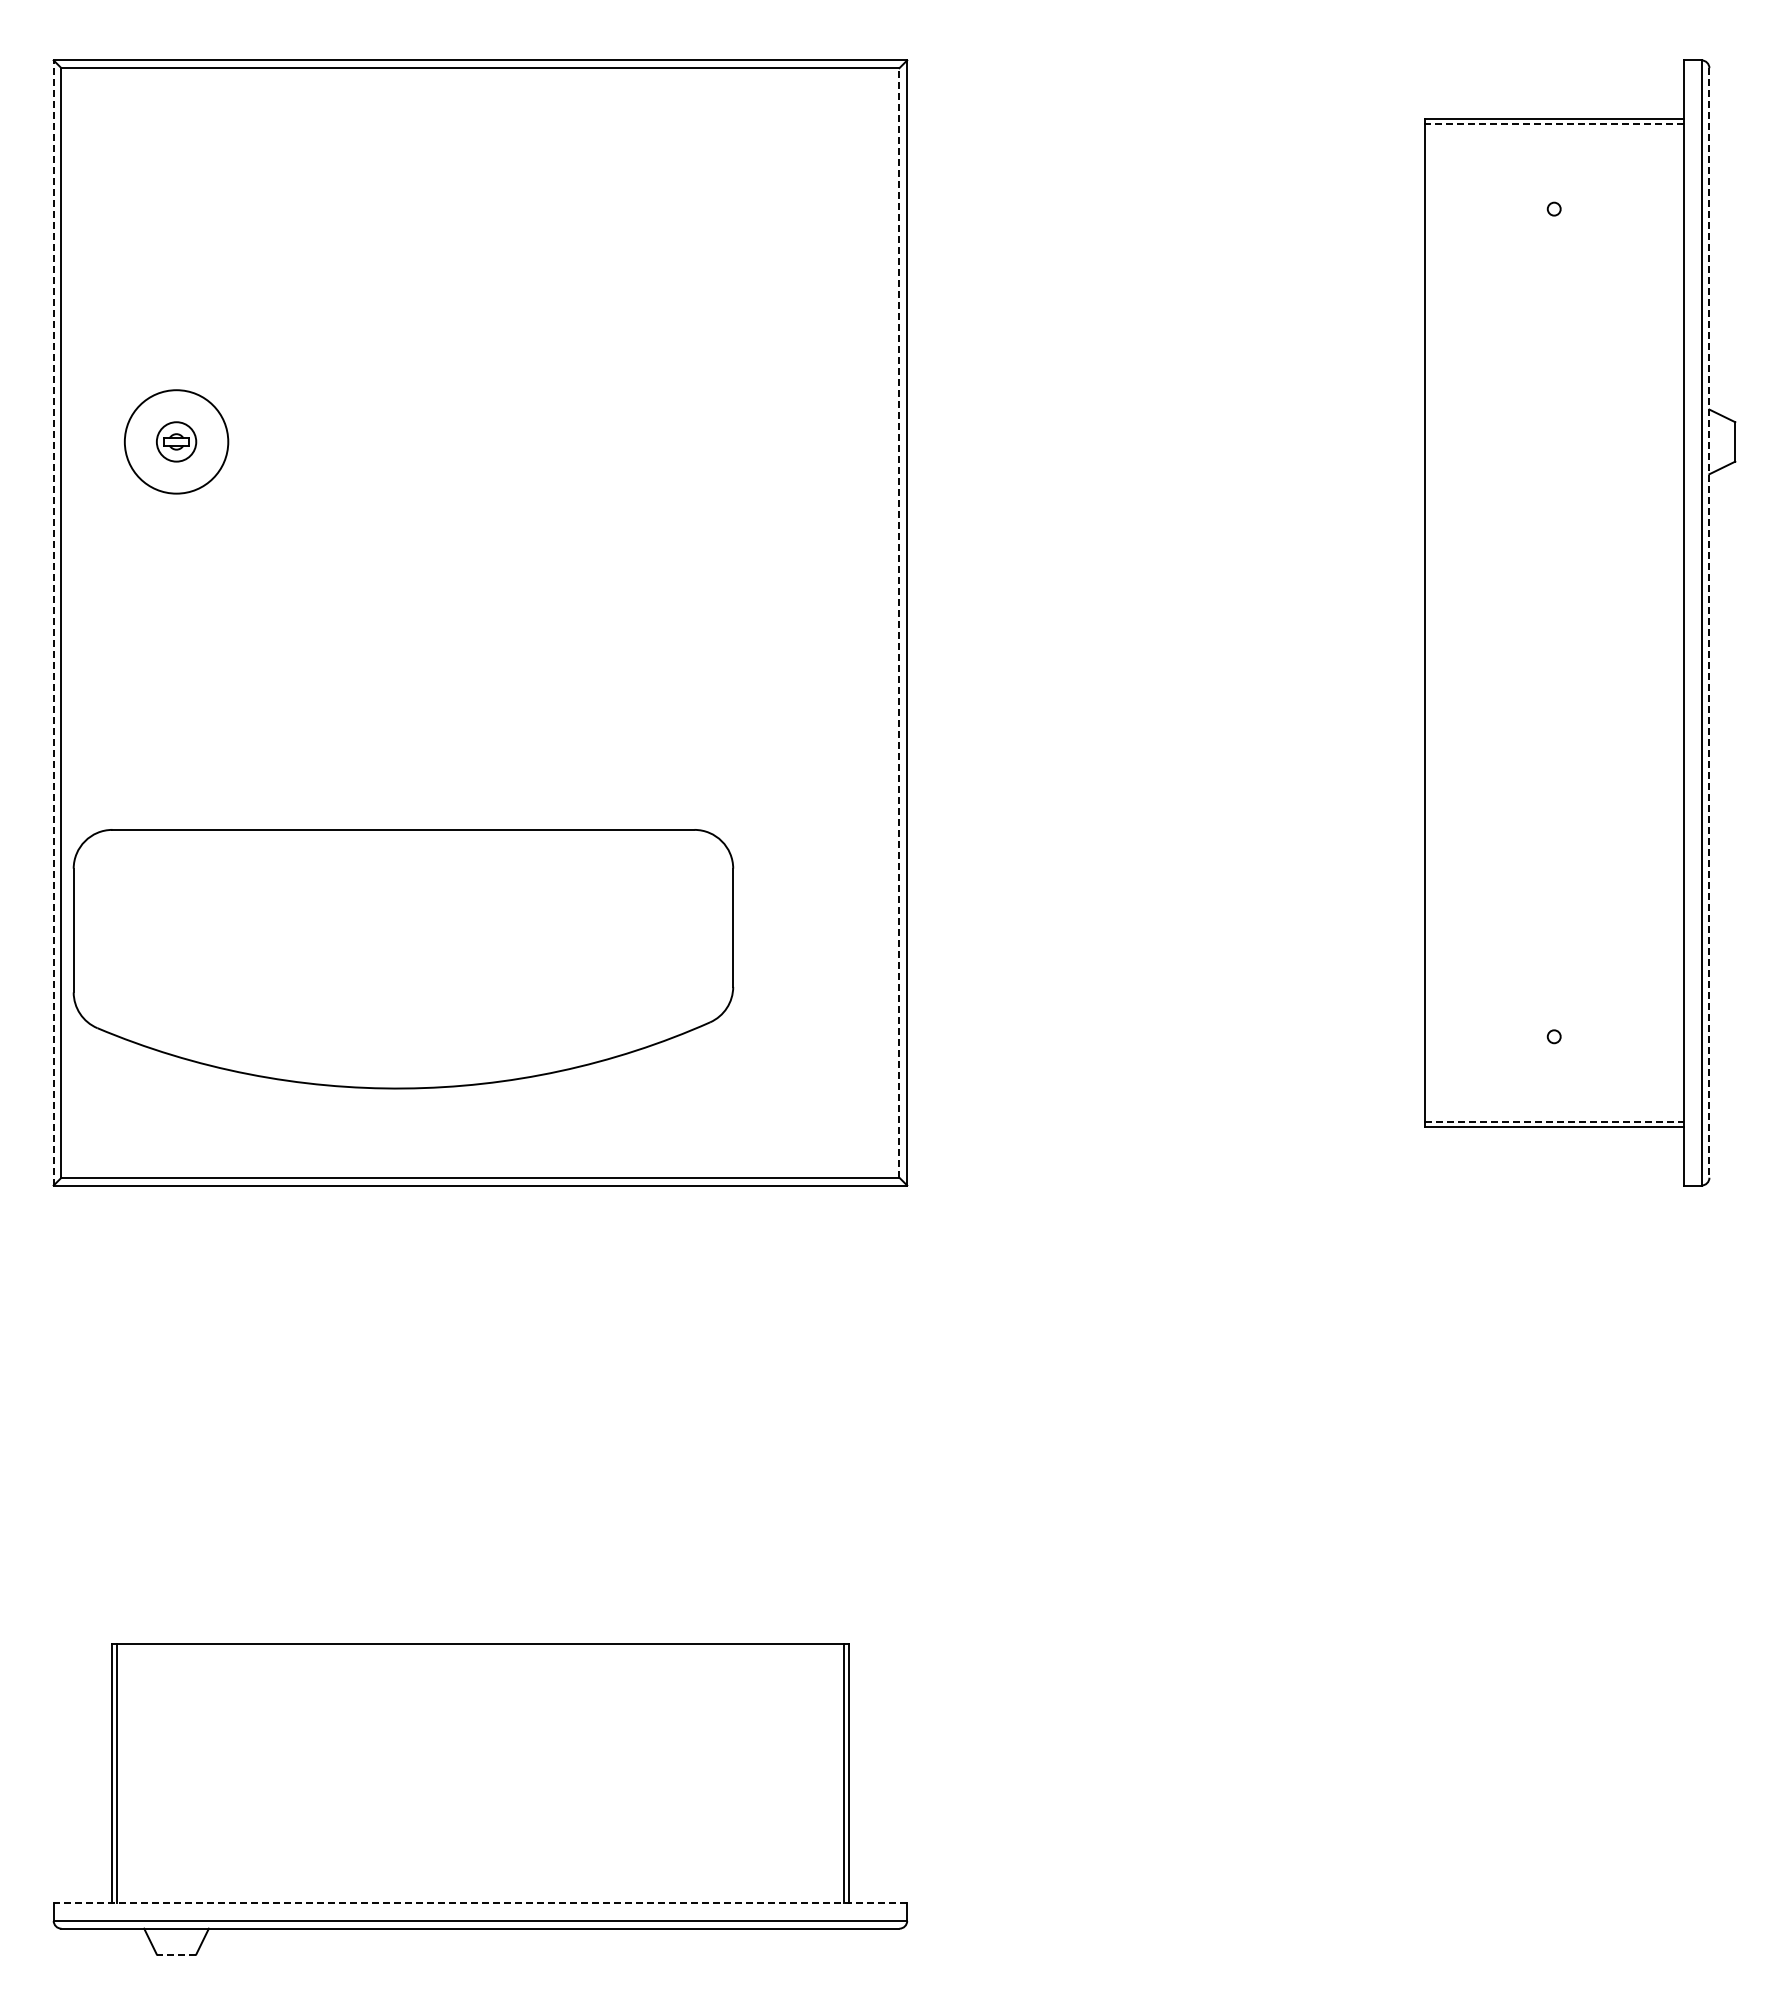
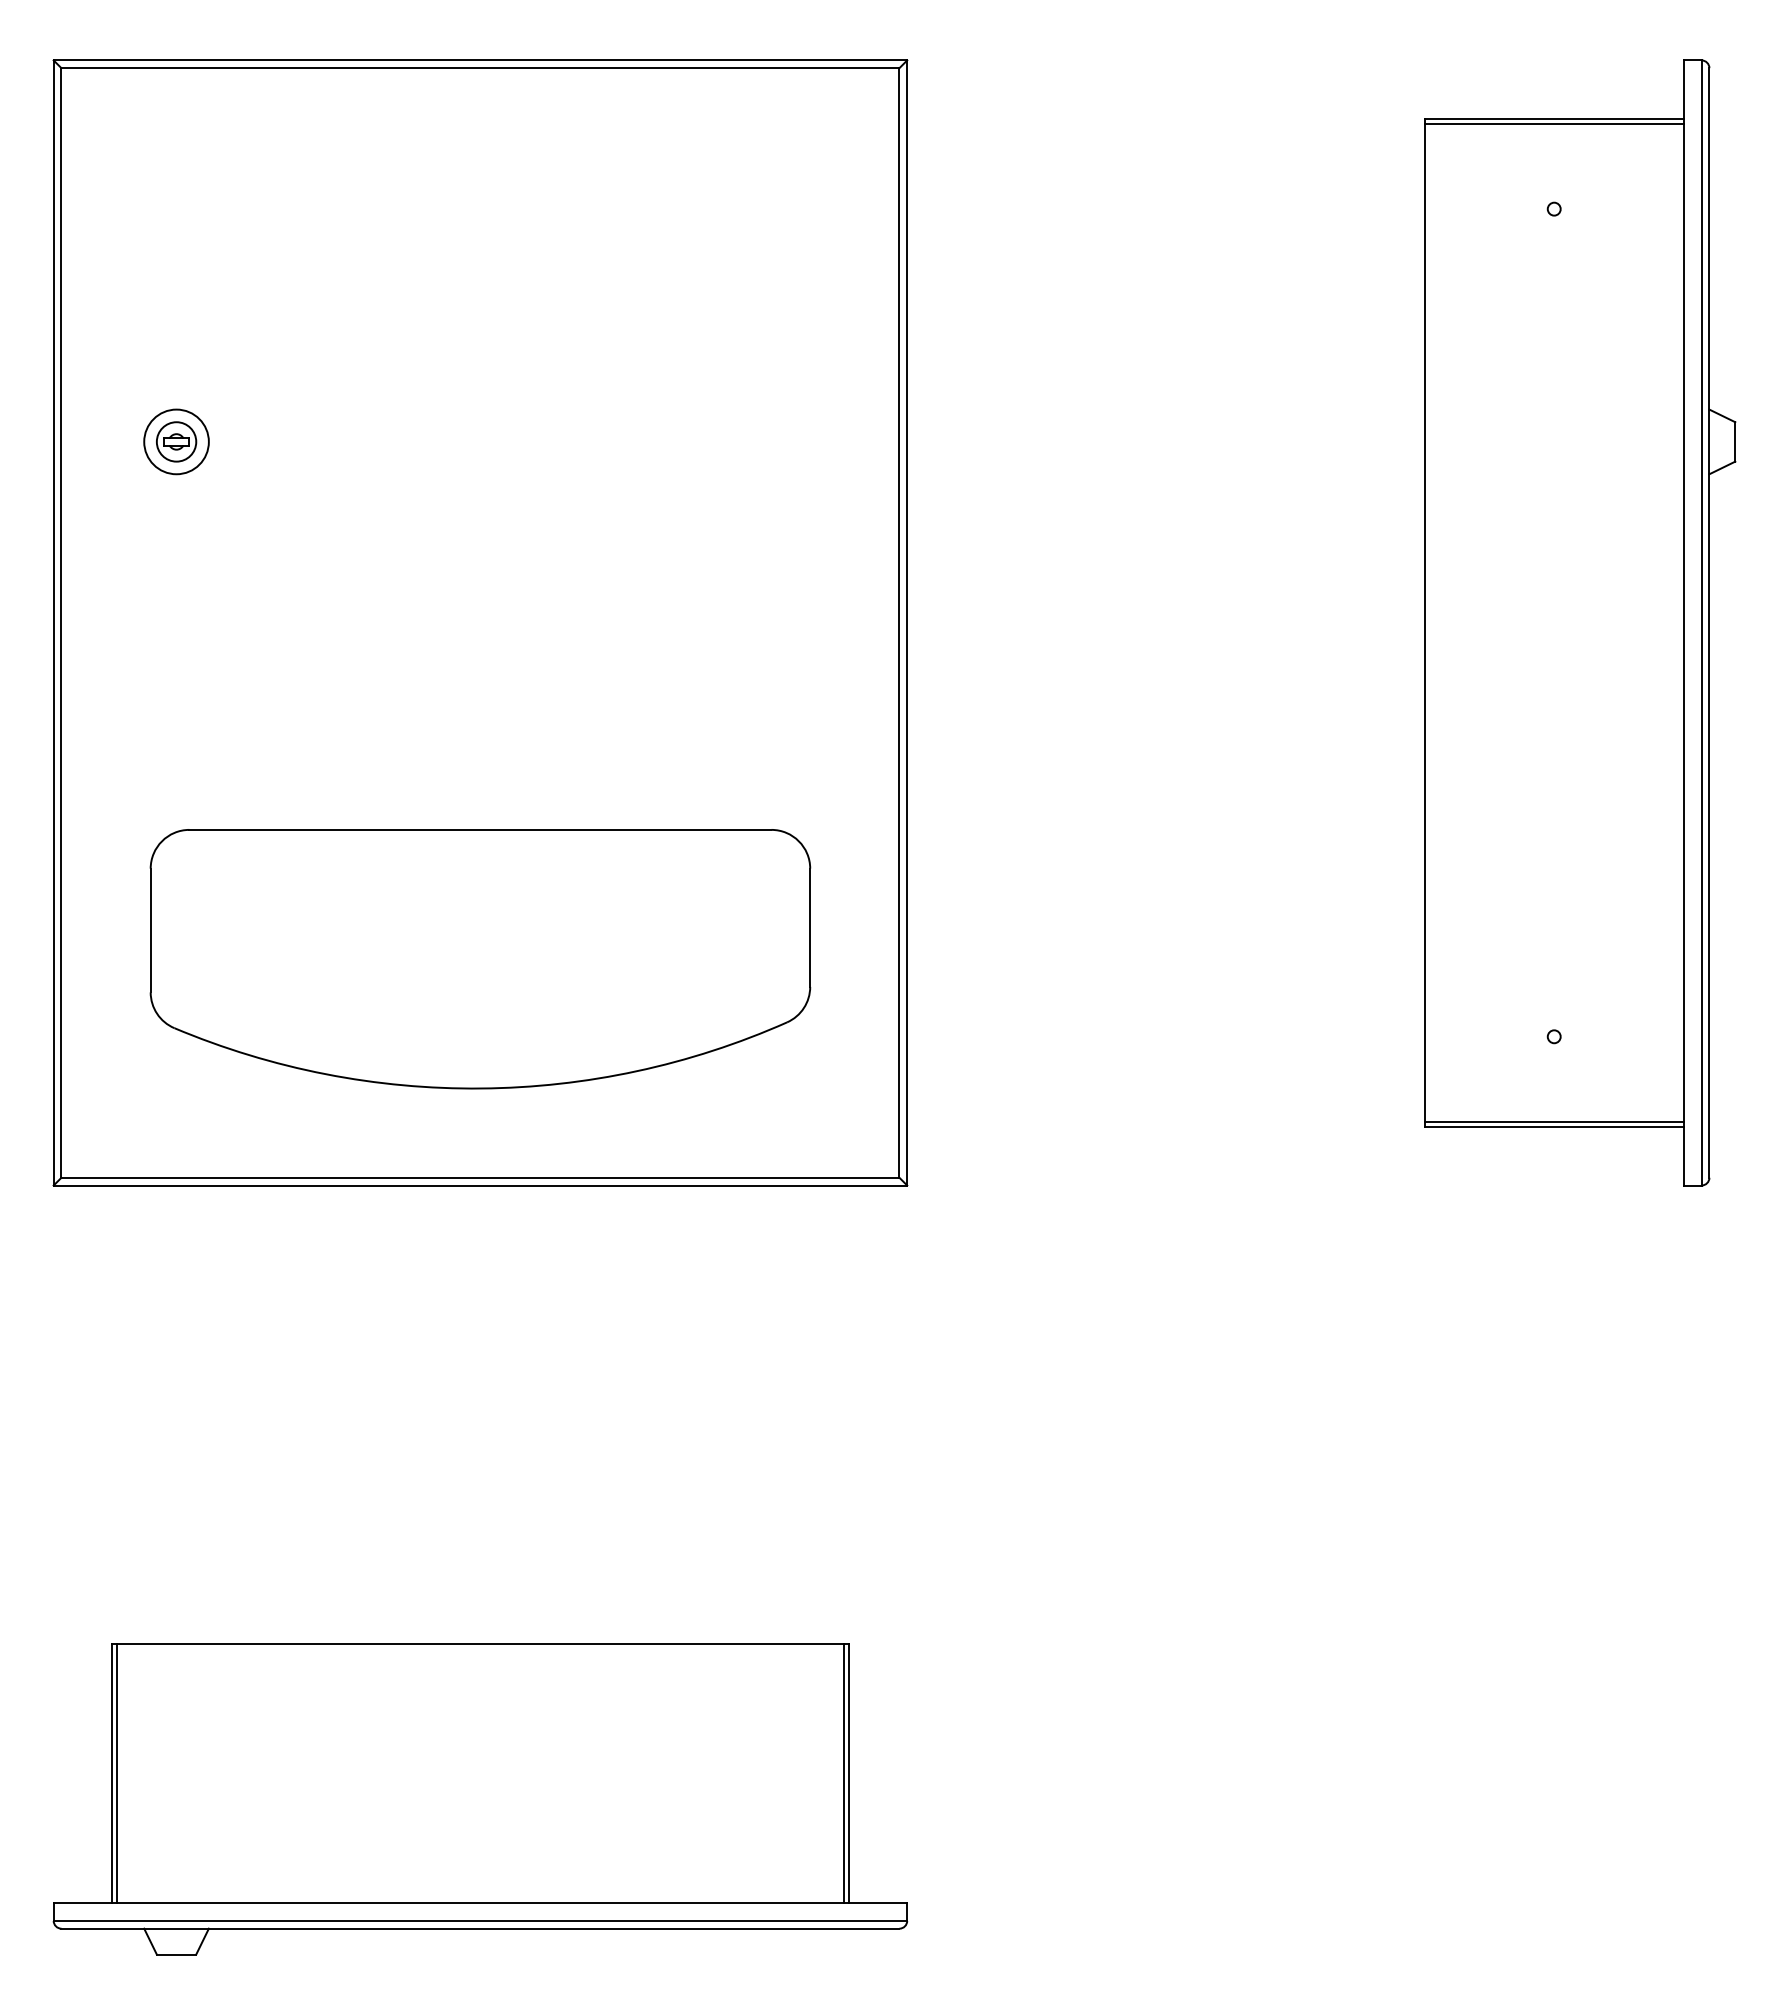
line: dashed -> solid (1553, 123)
circle diameter: 103 px -> 65 px (176, 441)
line: dashed -> solid (53, 622)
line: dashed -> solid (899, 622)
line: dashed -> solid (1709, 622)
part position: (403, 959) -> (480, 959) (480, 959)
line: dashed -> solid (1554, 1122)
line: dashed -> solid (480, 1902)
line: dashed -> solid (176, 1954)
